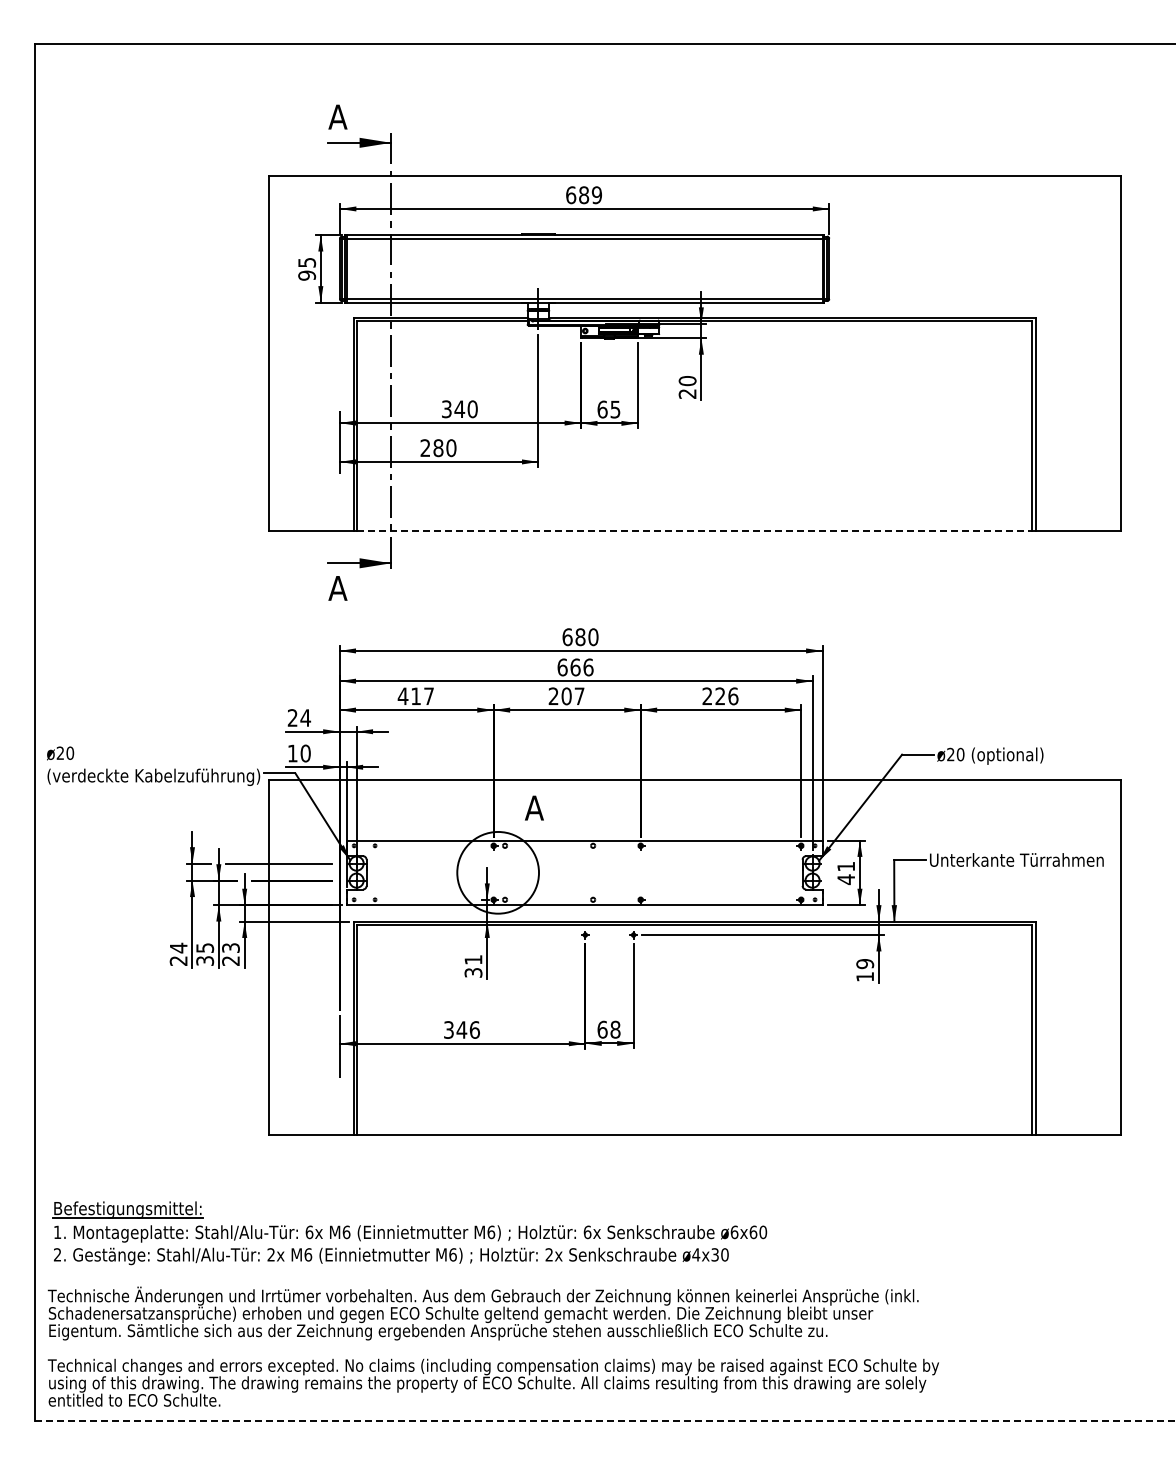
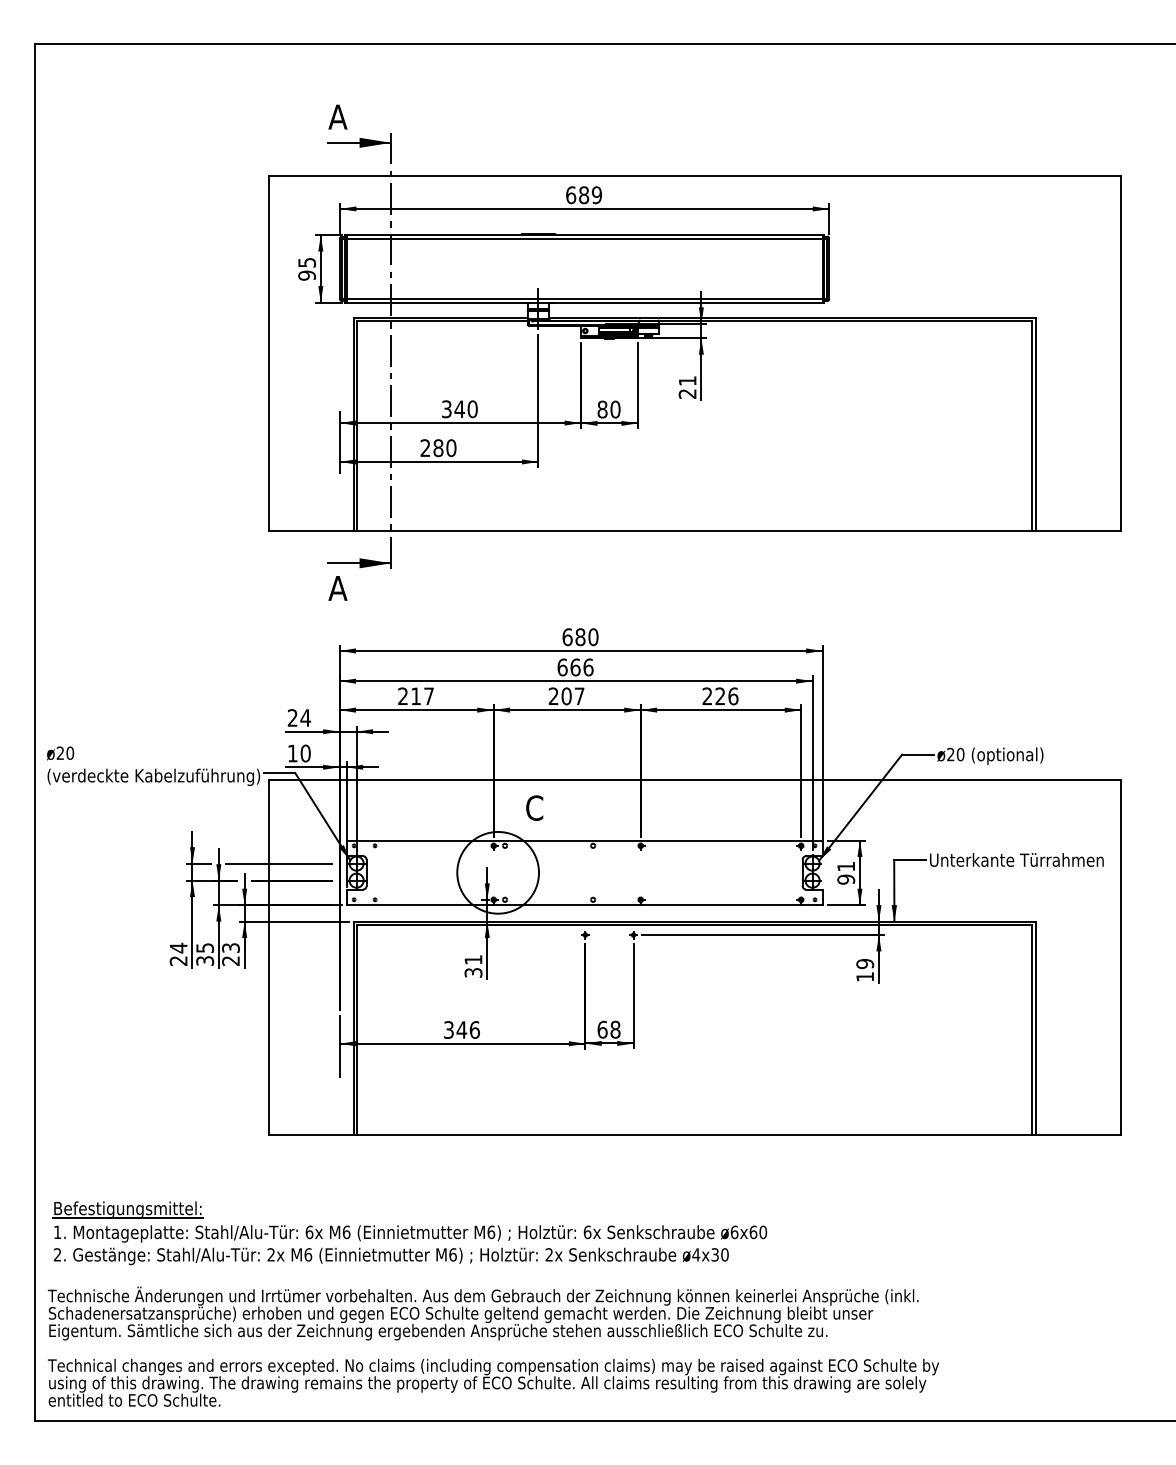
text: 20 -> 21 (687, 381)
text: 65 -> 80 (608, 409)
line: dashed -> solid (695, 530)
text: 417 -> 217 (402, 695)
text: A -> C (533, 807)
text: 41 -> 91 (846, 879)
line: dashed -> solid (605, 1421)
